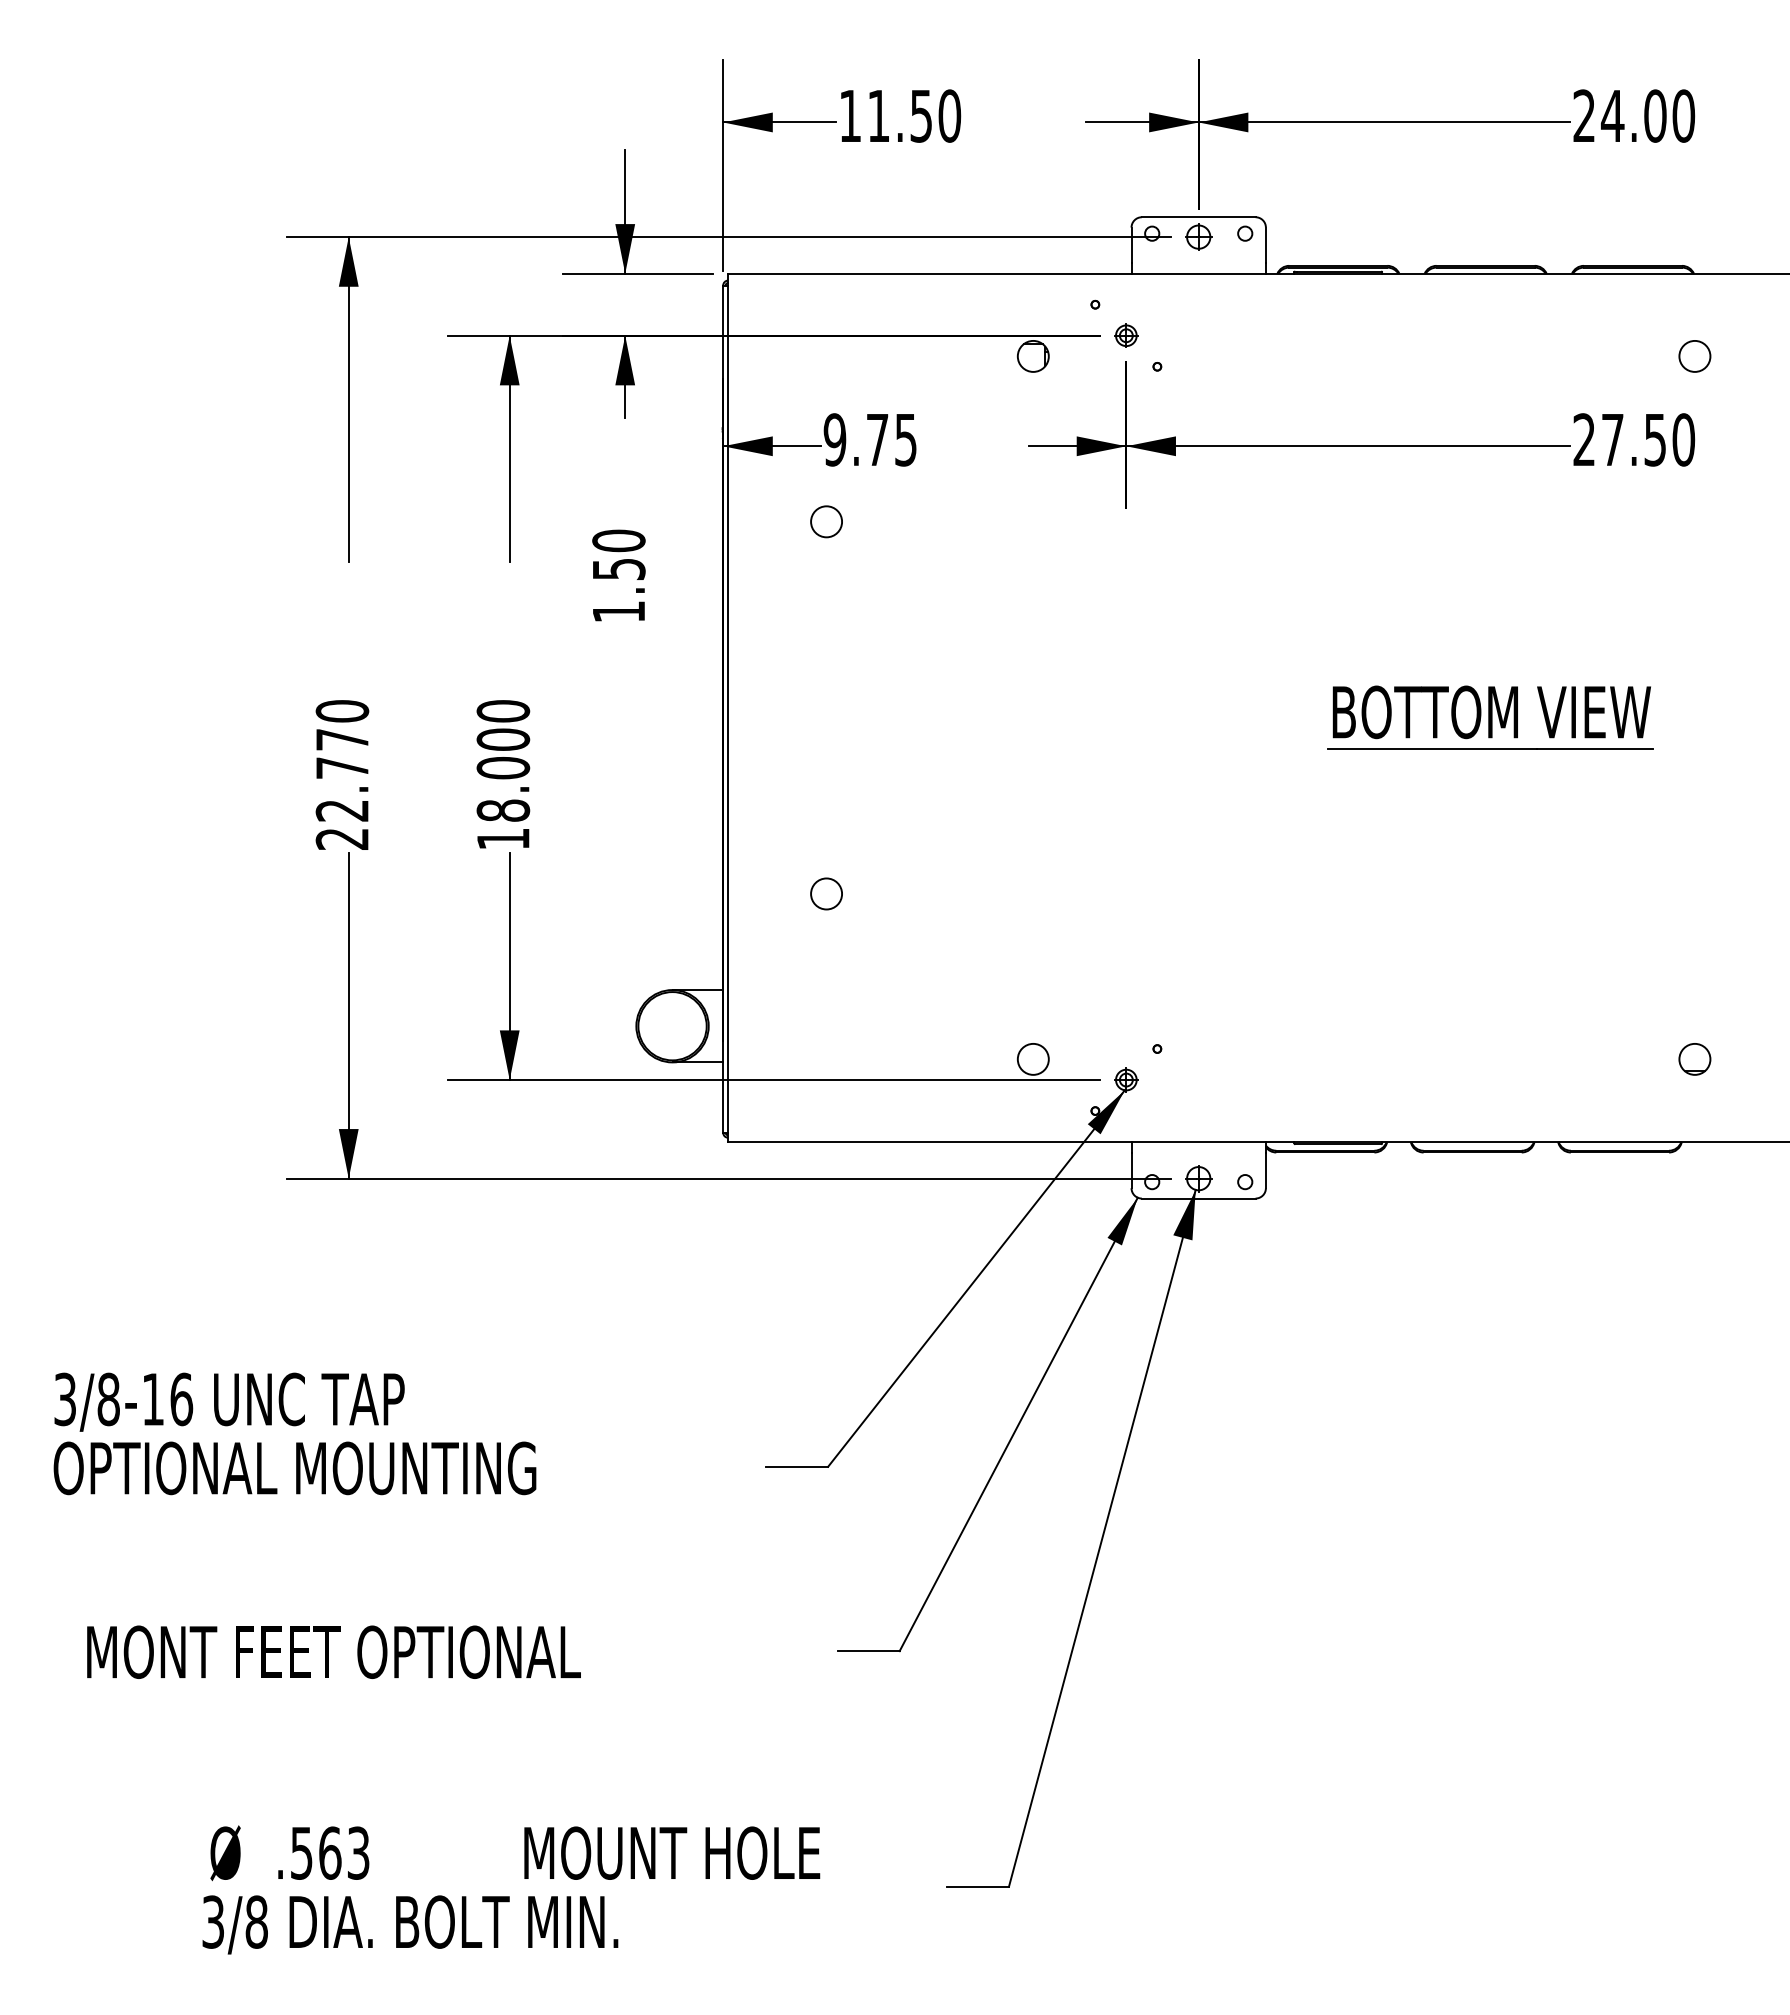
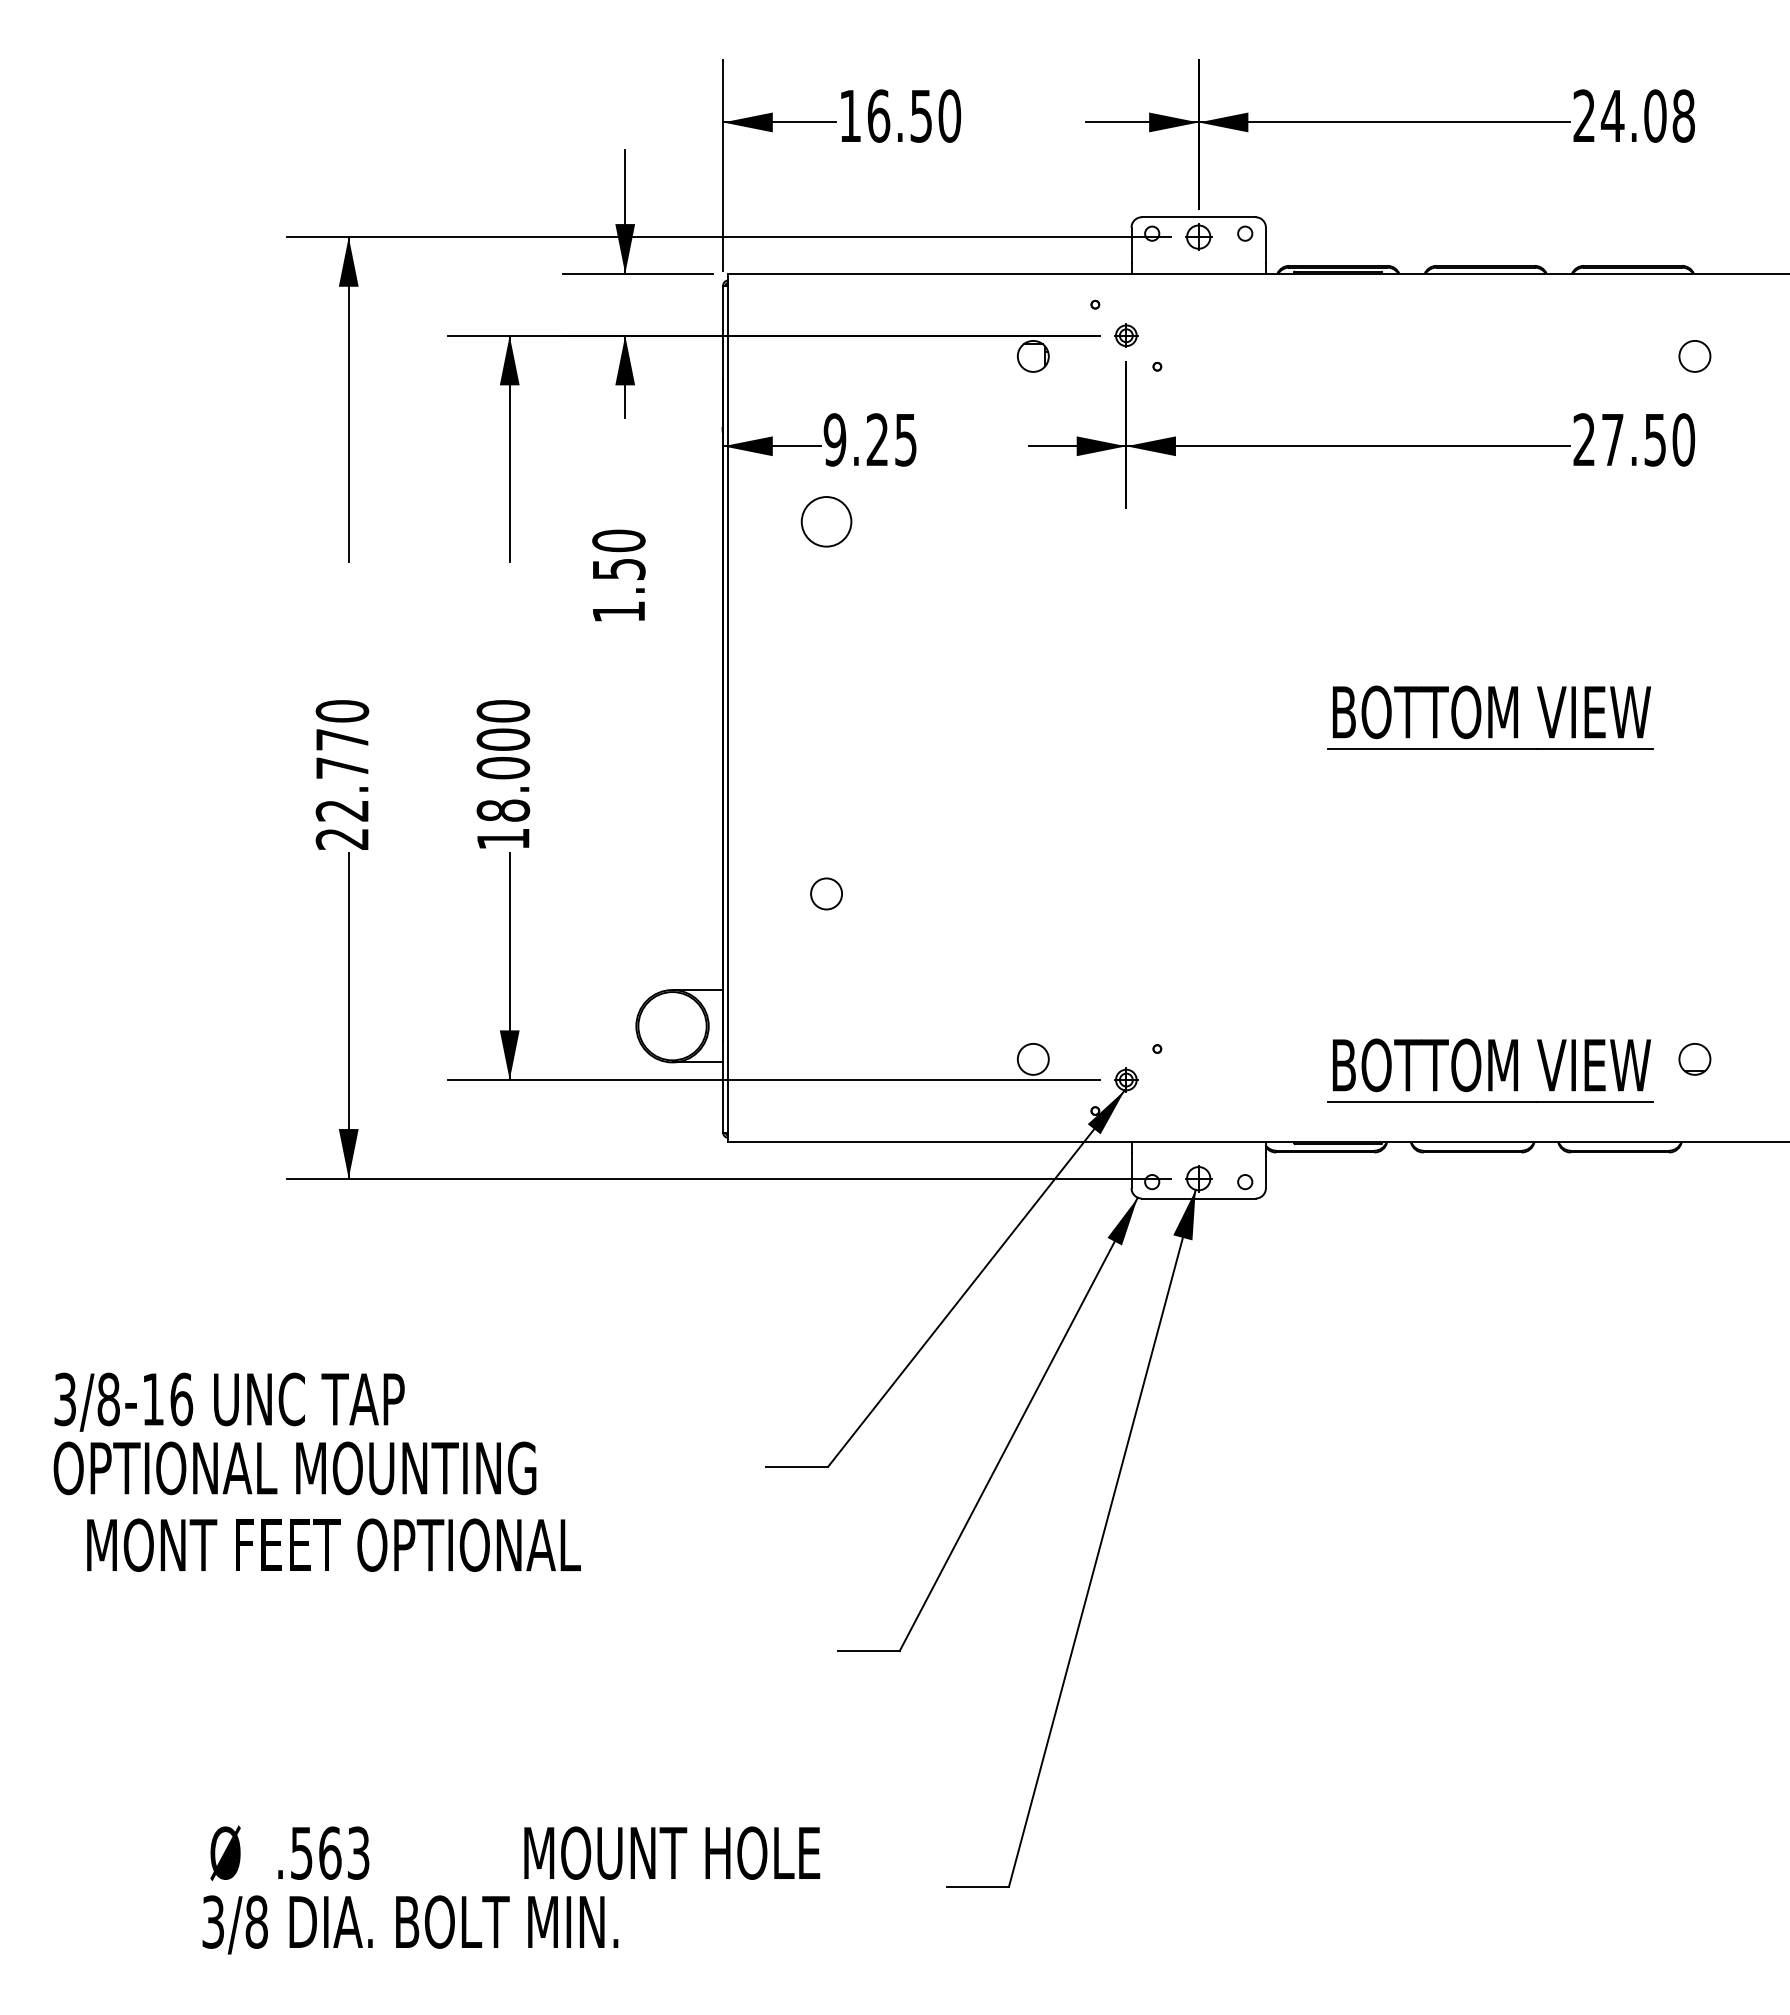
text: 11.50 -> 16.50 (878, 115)
text: 24.00 -> 24.08 (1683, 115)
text: 9.75 -> 9.25 (877, 439)
circle diameter: 31 px -> 50 px (826, 521)
part: none -> present (1490, 1070)
text position: (333, 1651) -> (333, 1544) (333, 1544)
